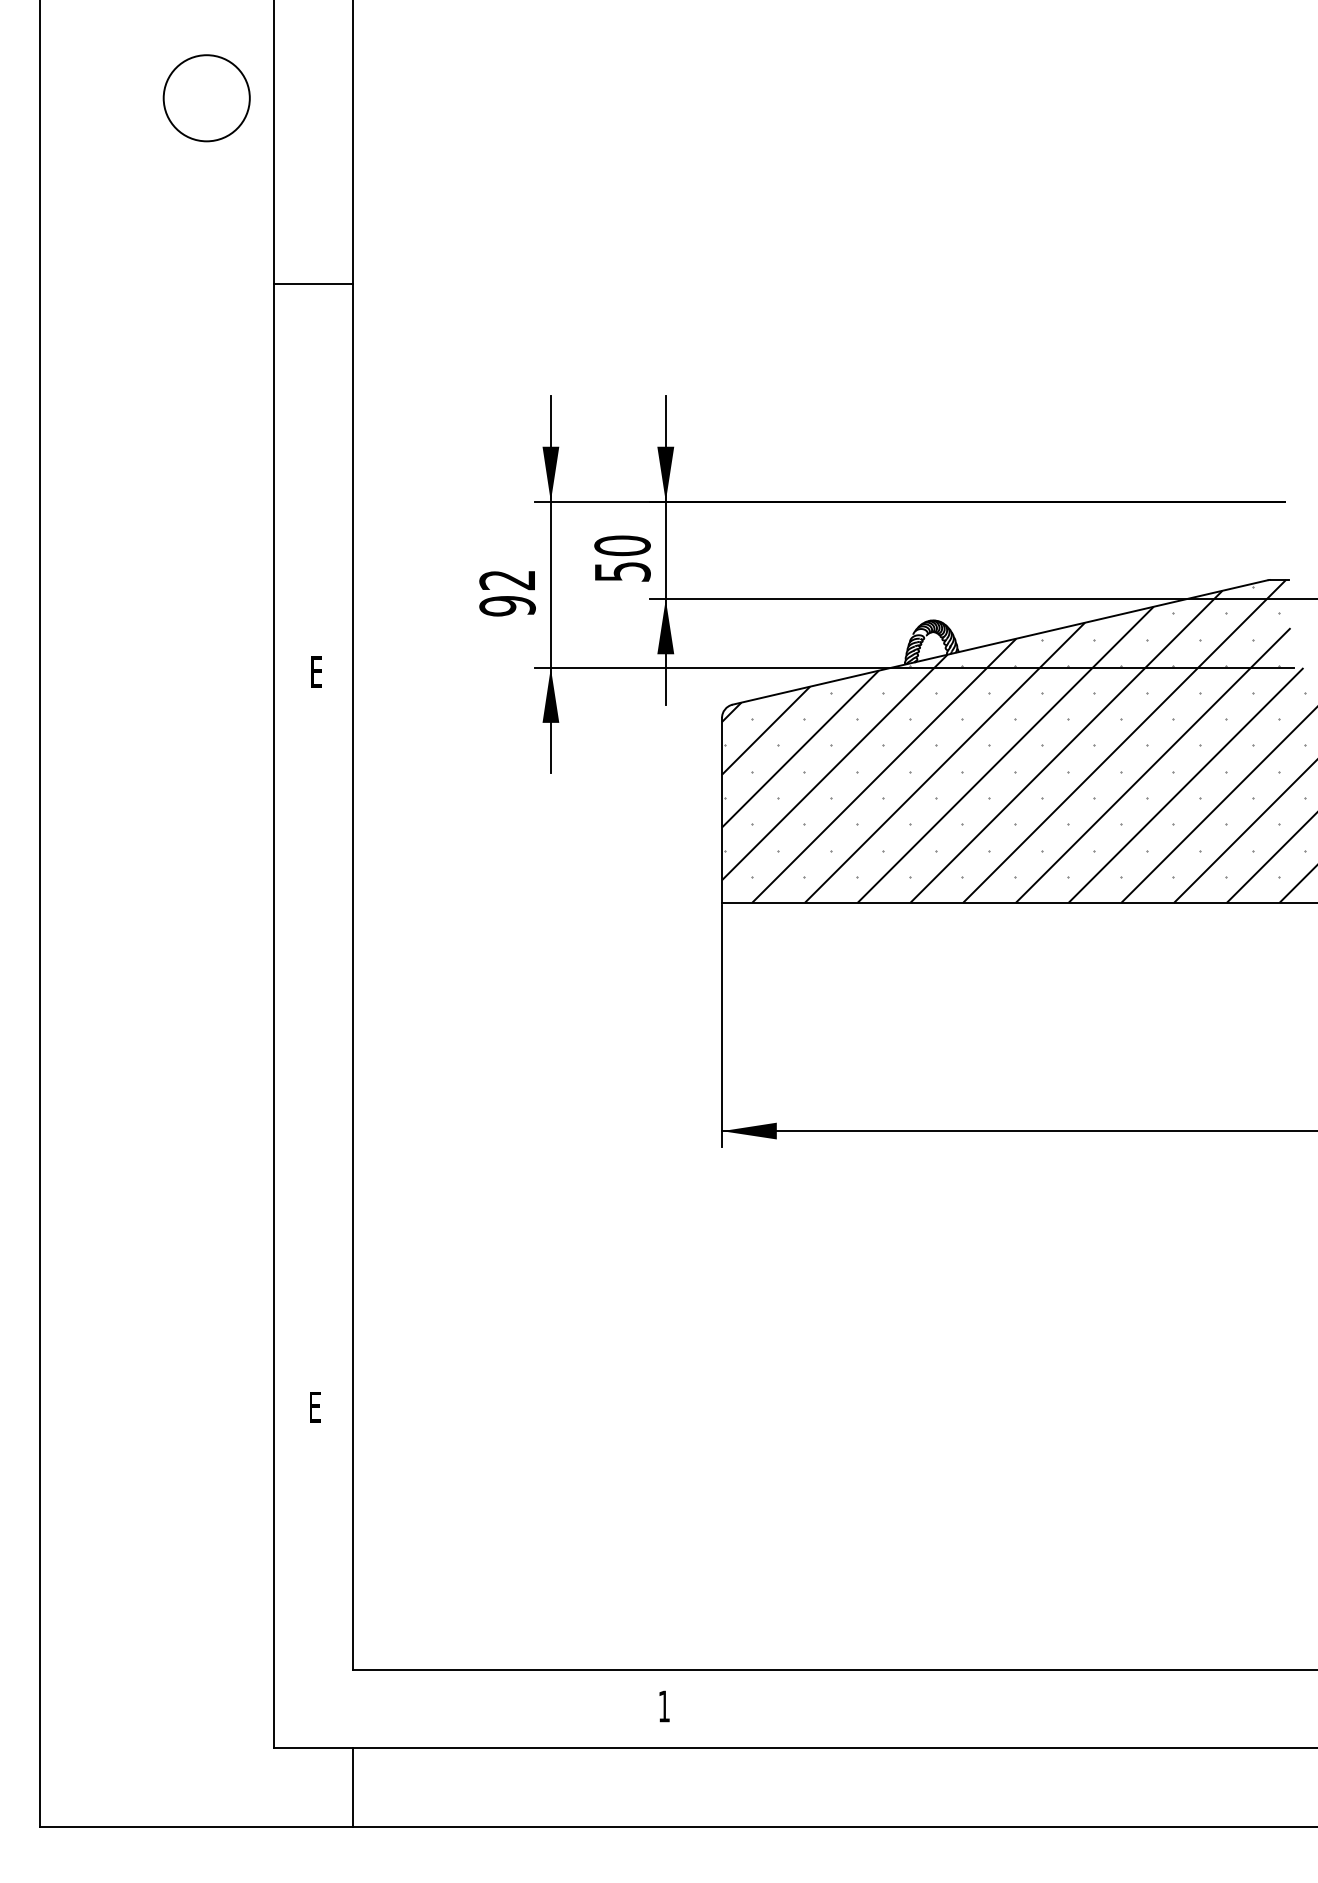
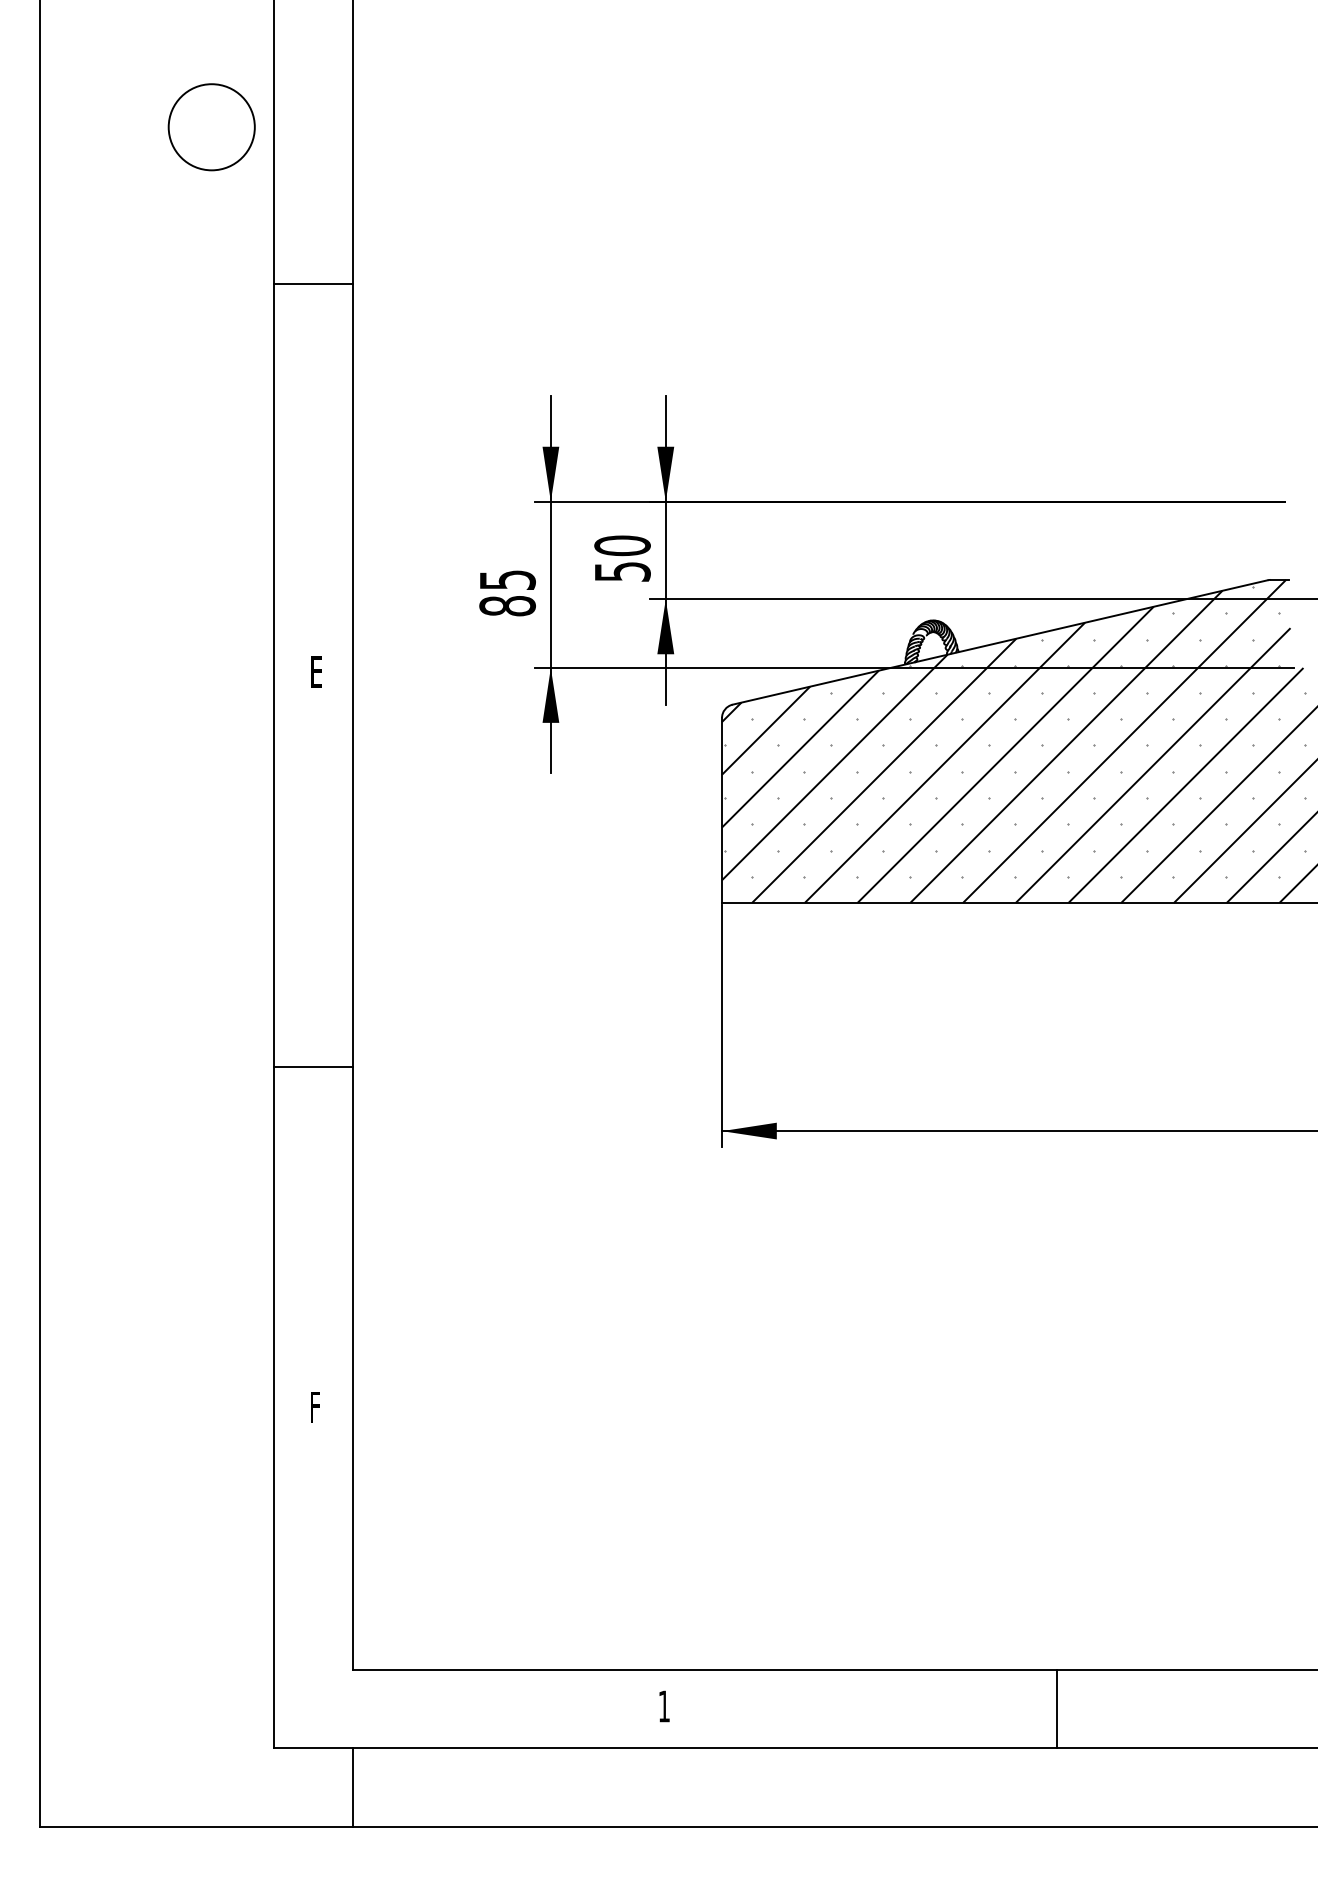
circle position: (206, 98) -> (211, 127) (211, 127)
text: 92 -> 85 (507, 593)
line: none -> present (313, 1066)
text: E -> F (315, 1407)
line: none -> present (1057, 1708)
